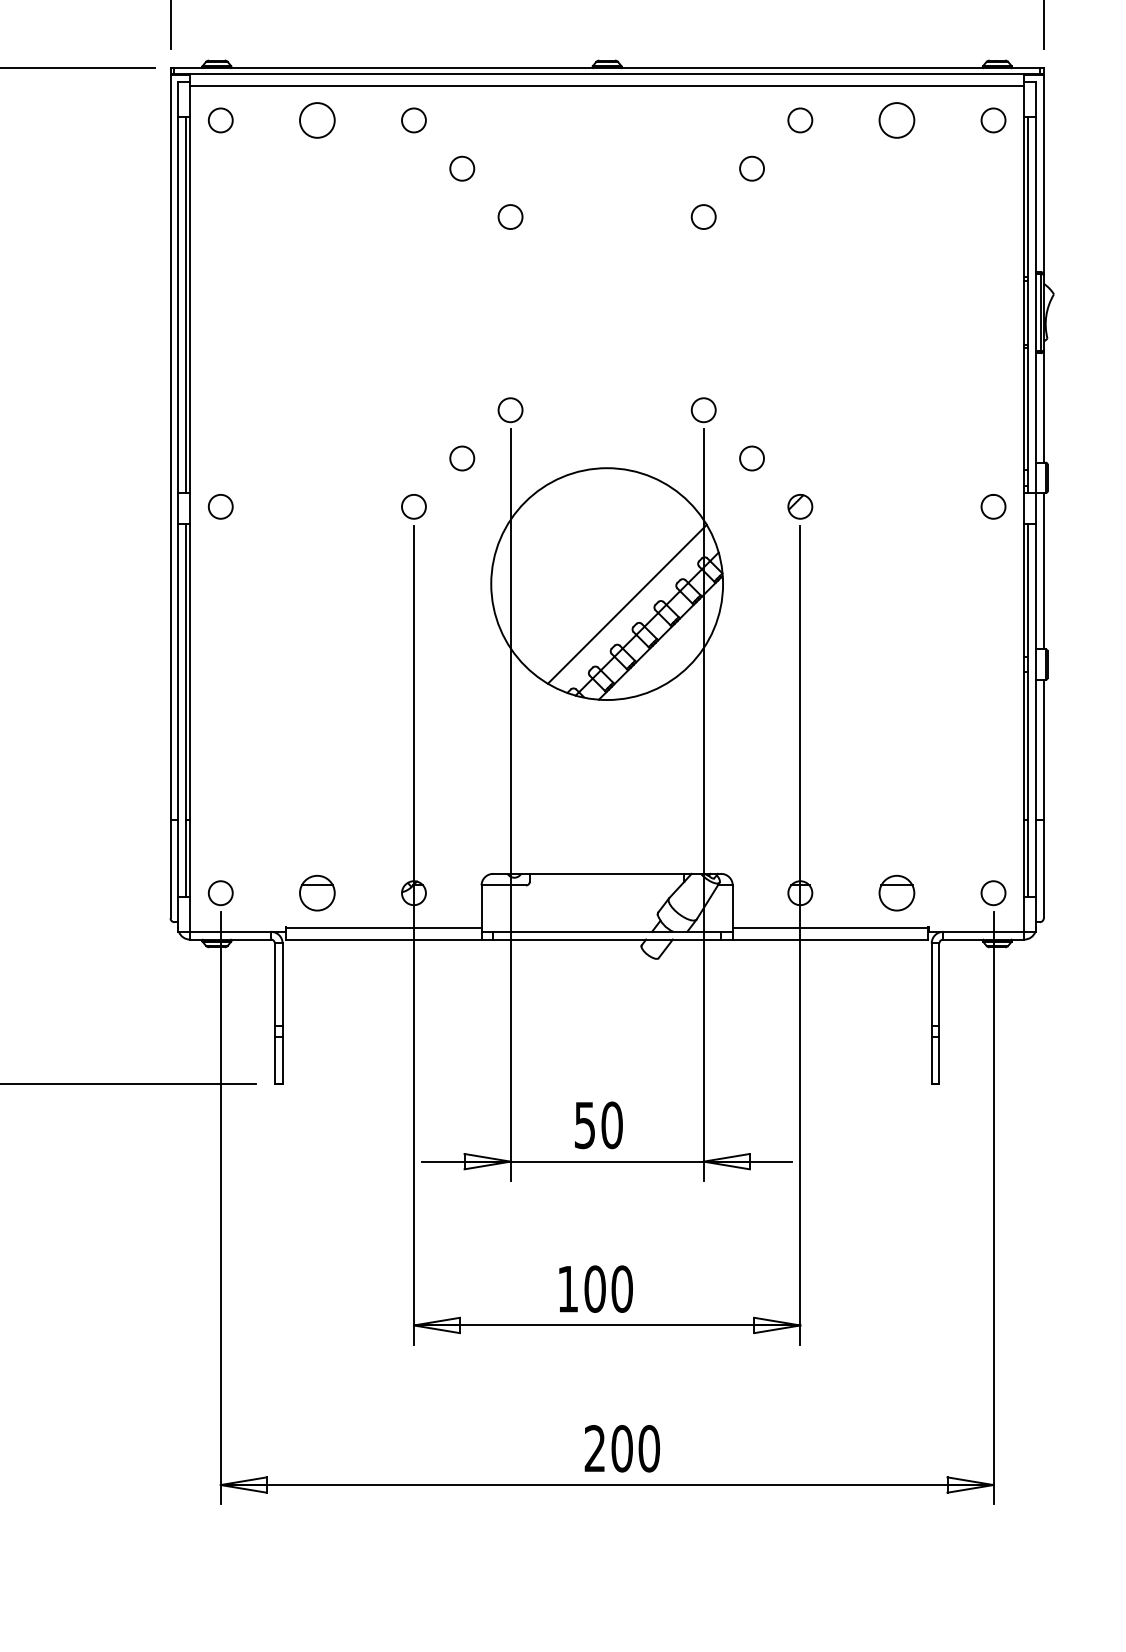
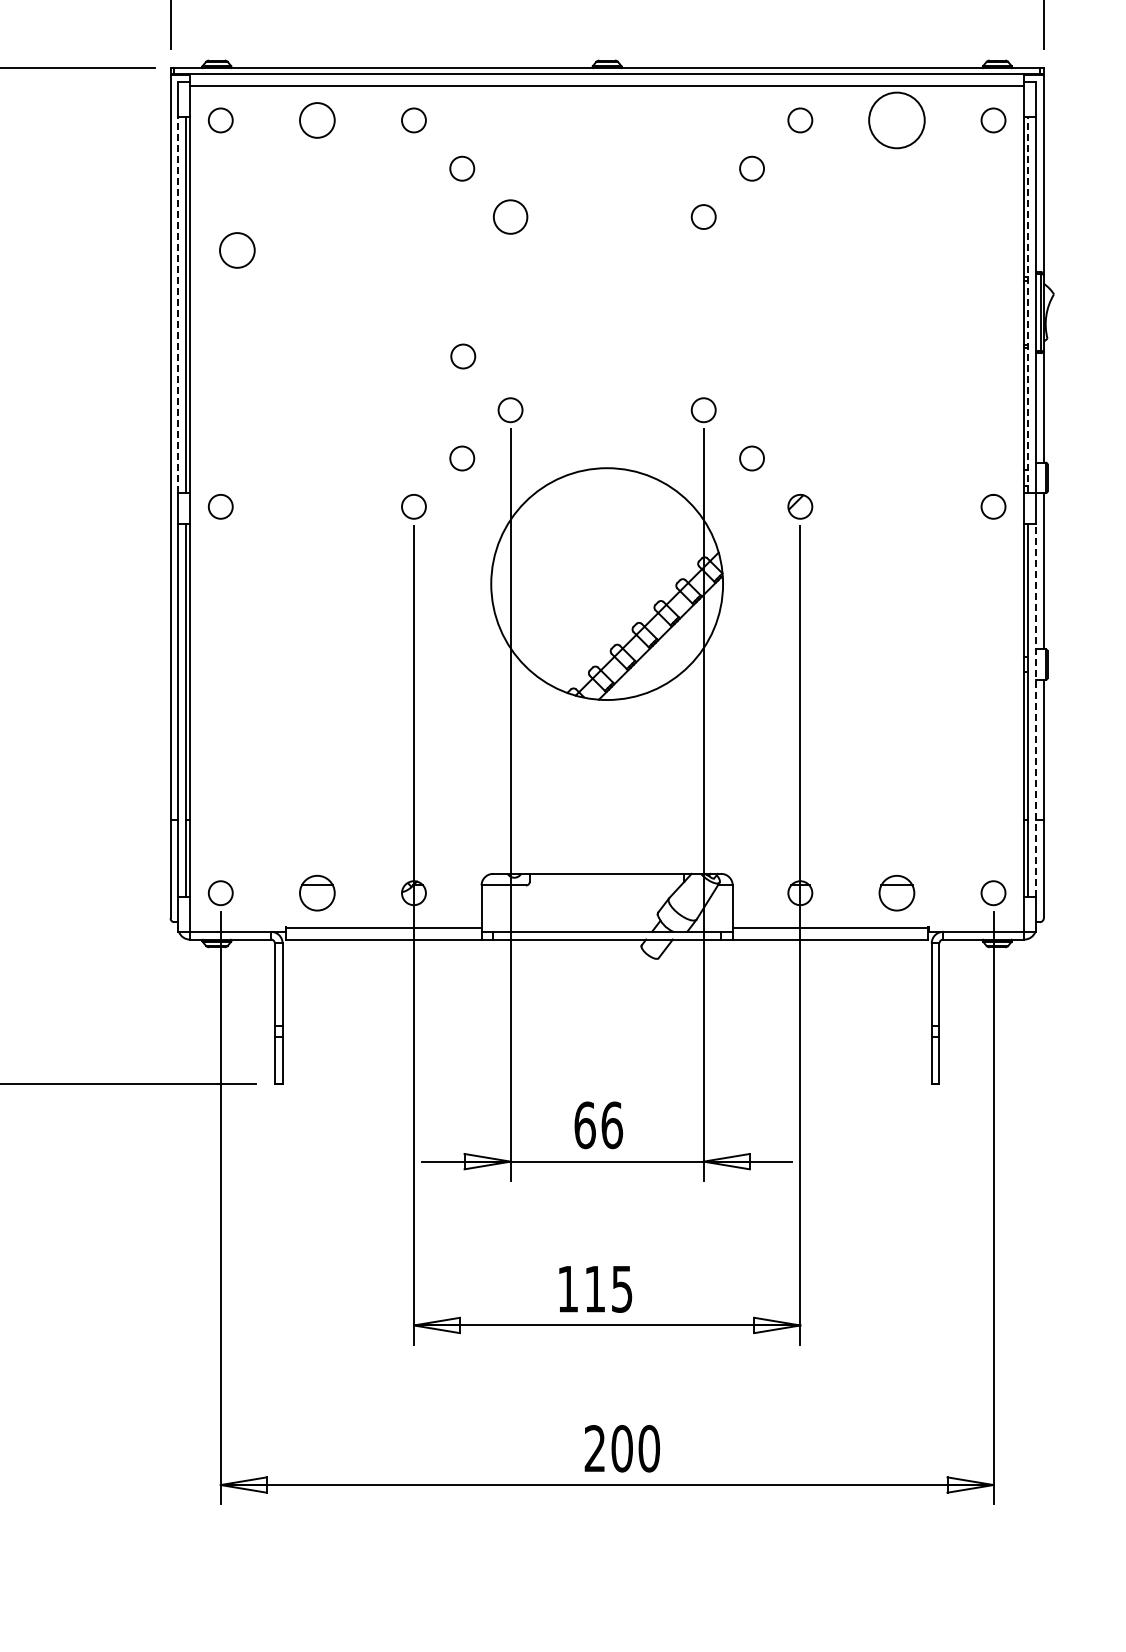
circle diameter: 35 px -> 56 px (896, 120)
circle size: 27x26 px -> 36x36 px (510, 216)
circle: none -> present (237, 250)
line: solid -> dashed (178, 304)
line: solid -> dashed (1028, 304)
circle: none -> present (463, 356)
line: present -> none (626, 603)
line: solid -> dashed (1036, 710)
text: 50 -> 66 (598, 1125)
text: 100 -> 115 (608, 1288)
